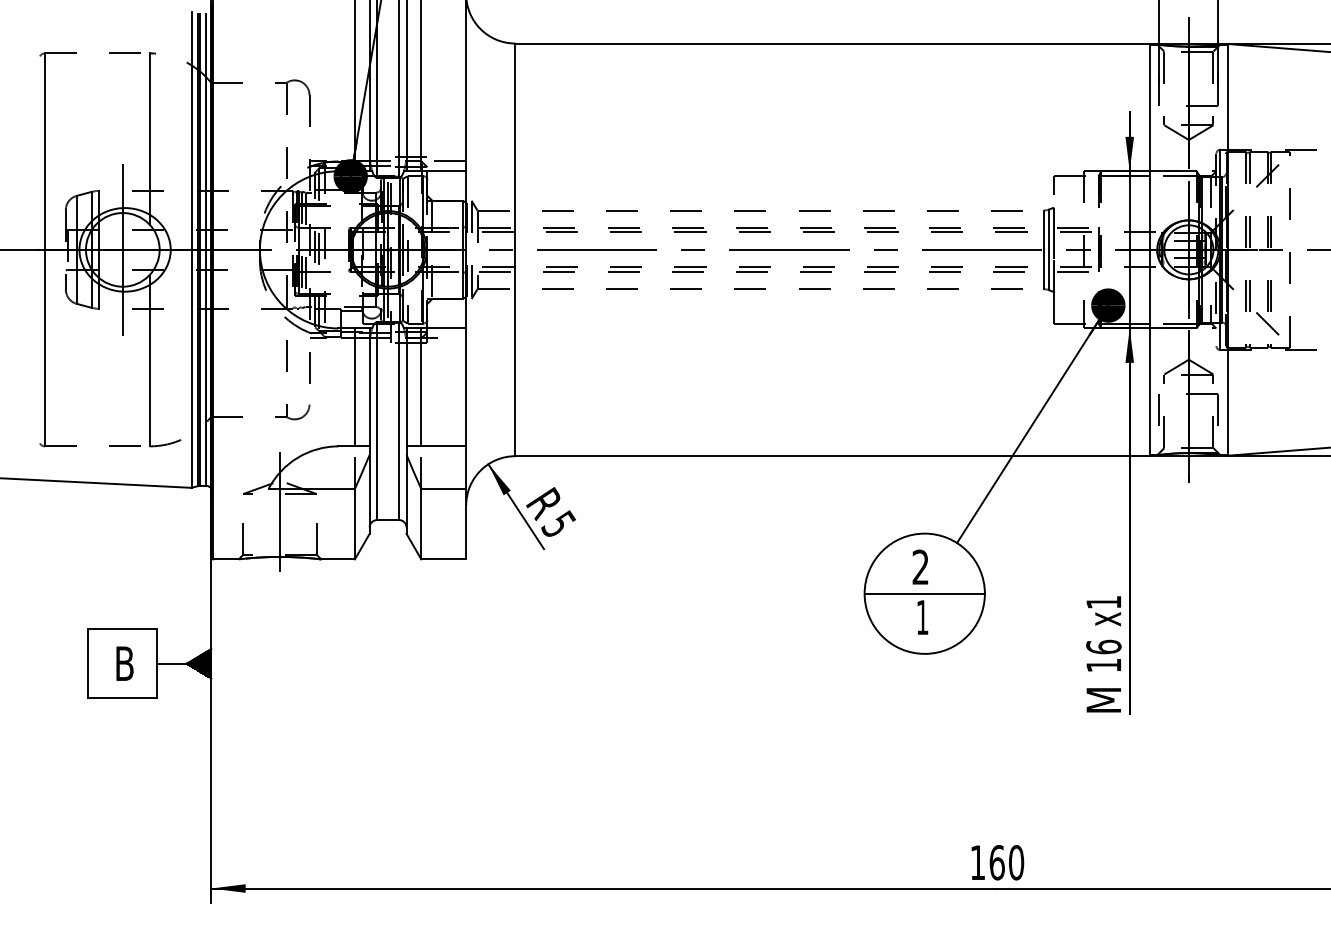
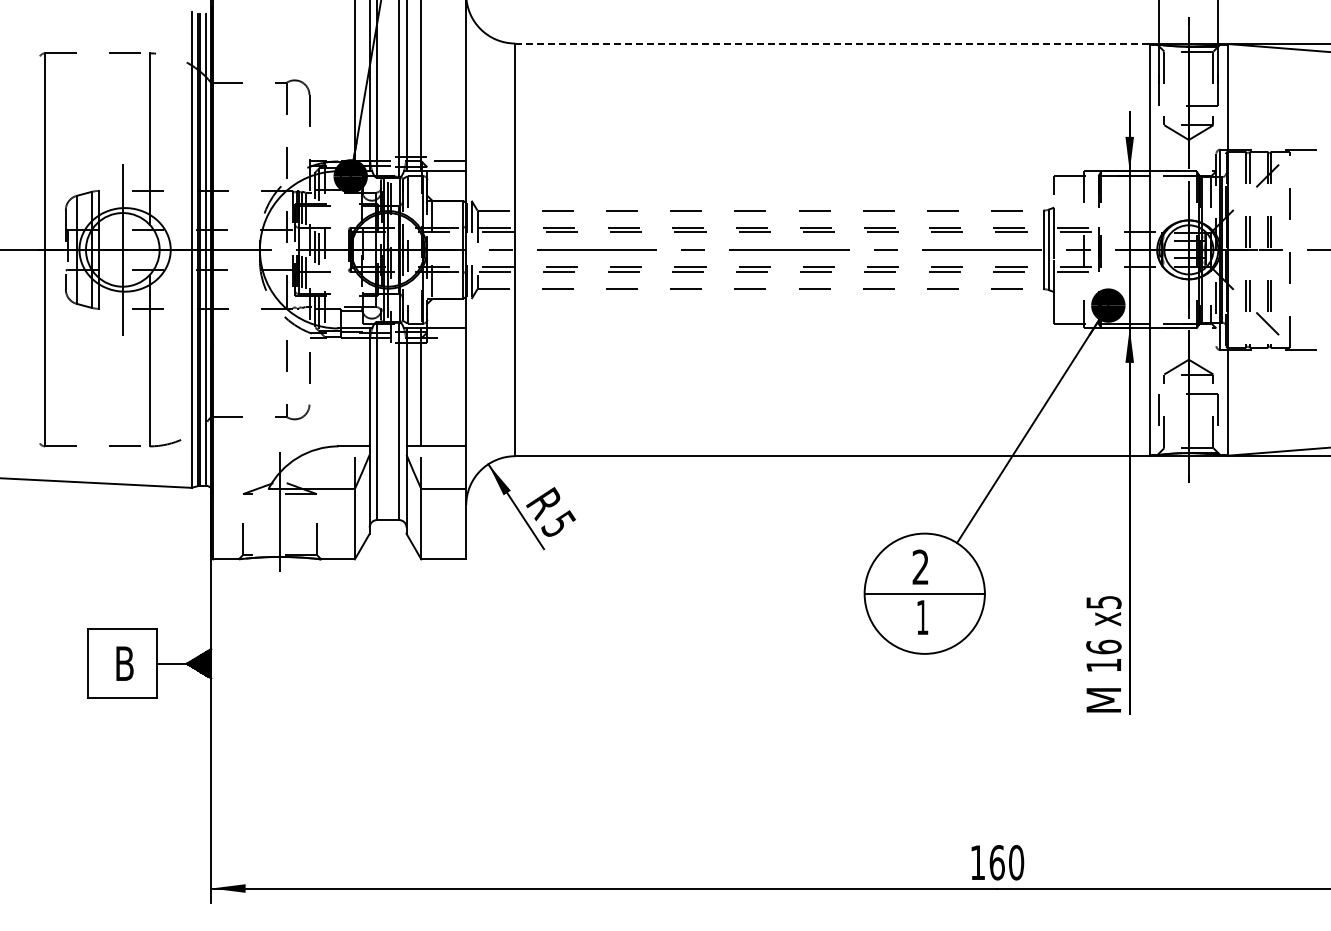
line: solid -> dashed (832, 43)
line: present -> none (354, 387)
text: x1 -> x5 (1103, 602)
